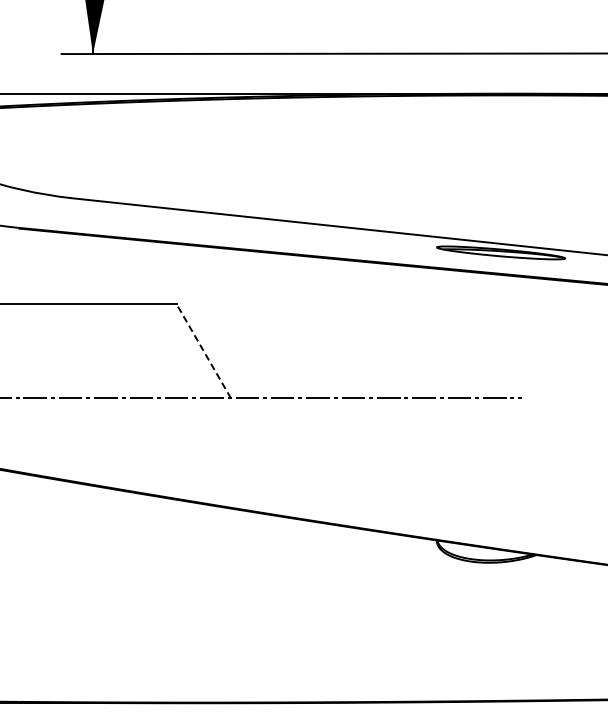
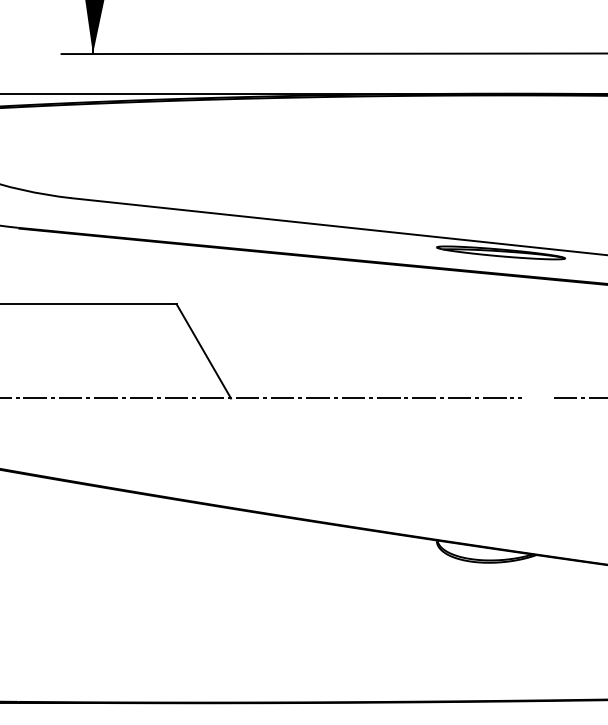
line: dashed -> solid (203, 350)
line: none -> present (578, 398)
